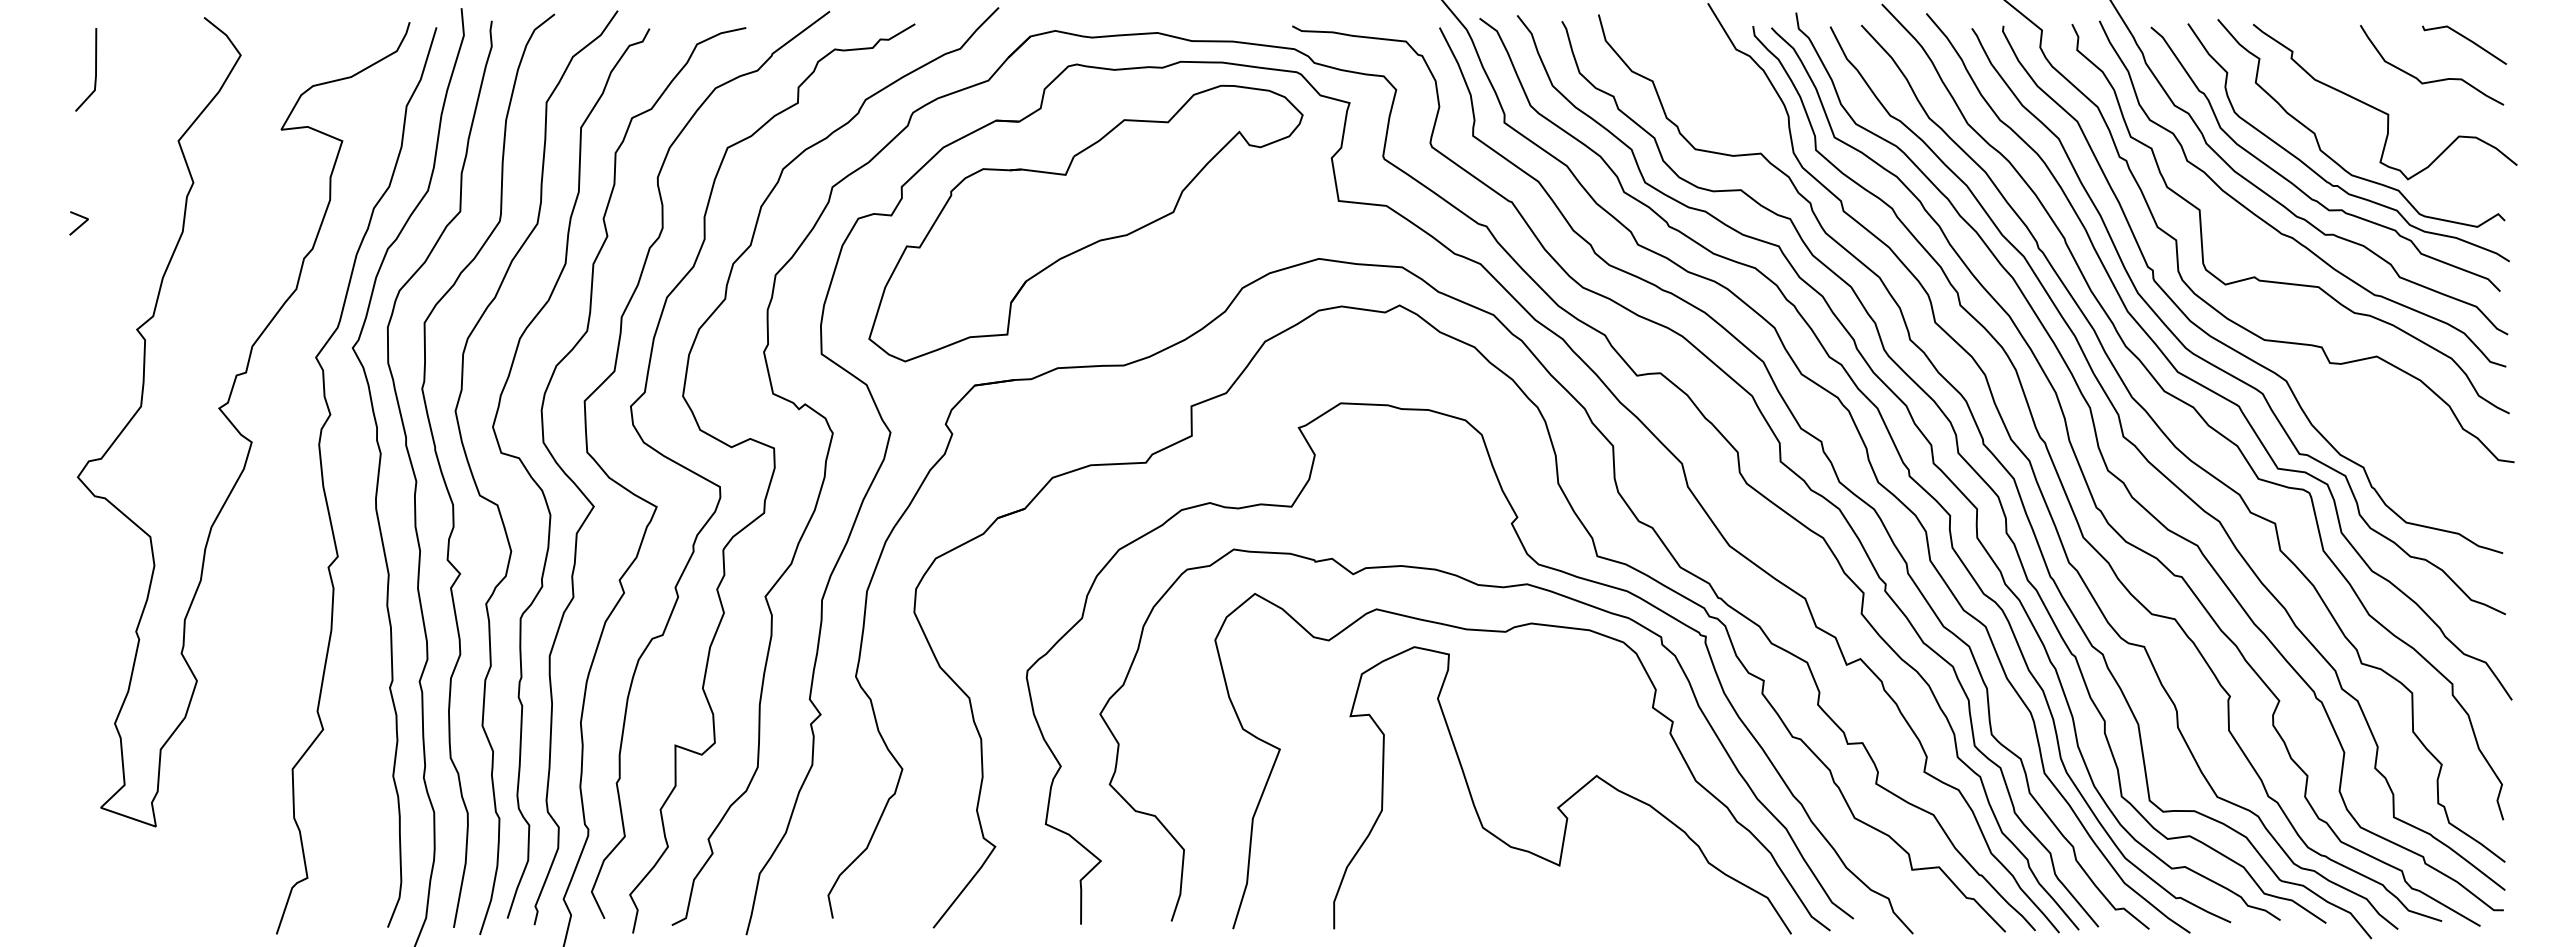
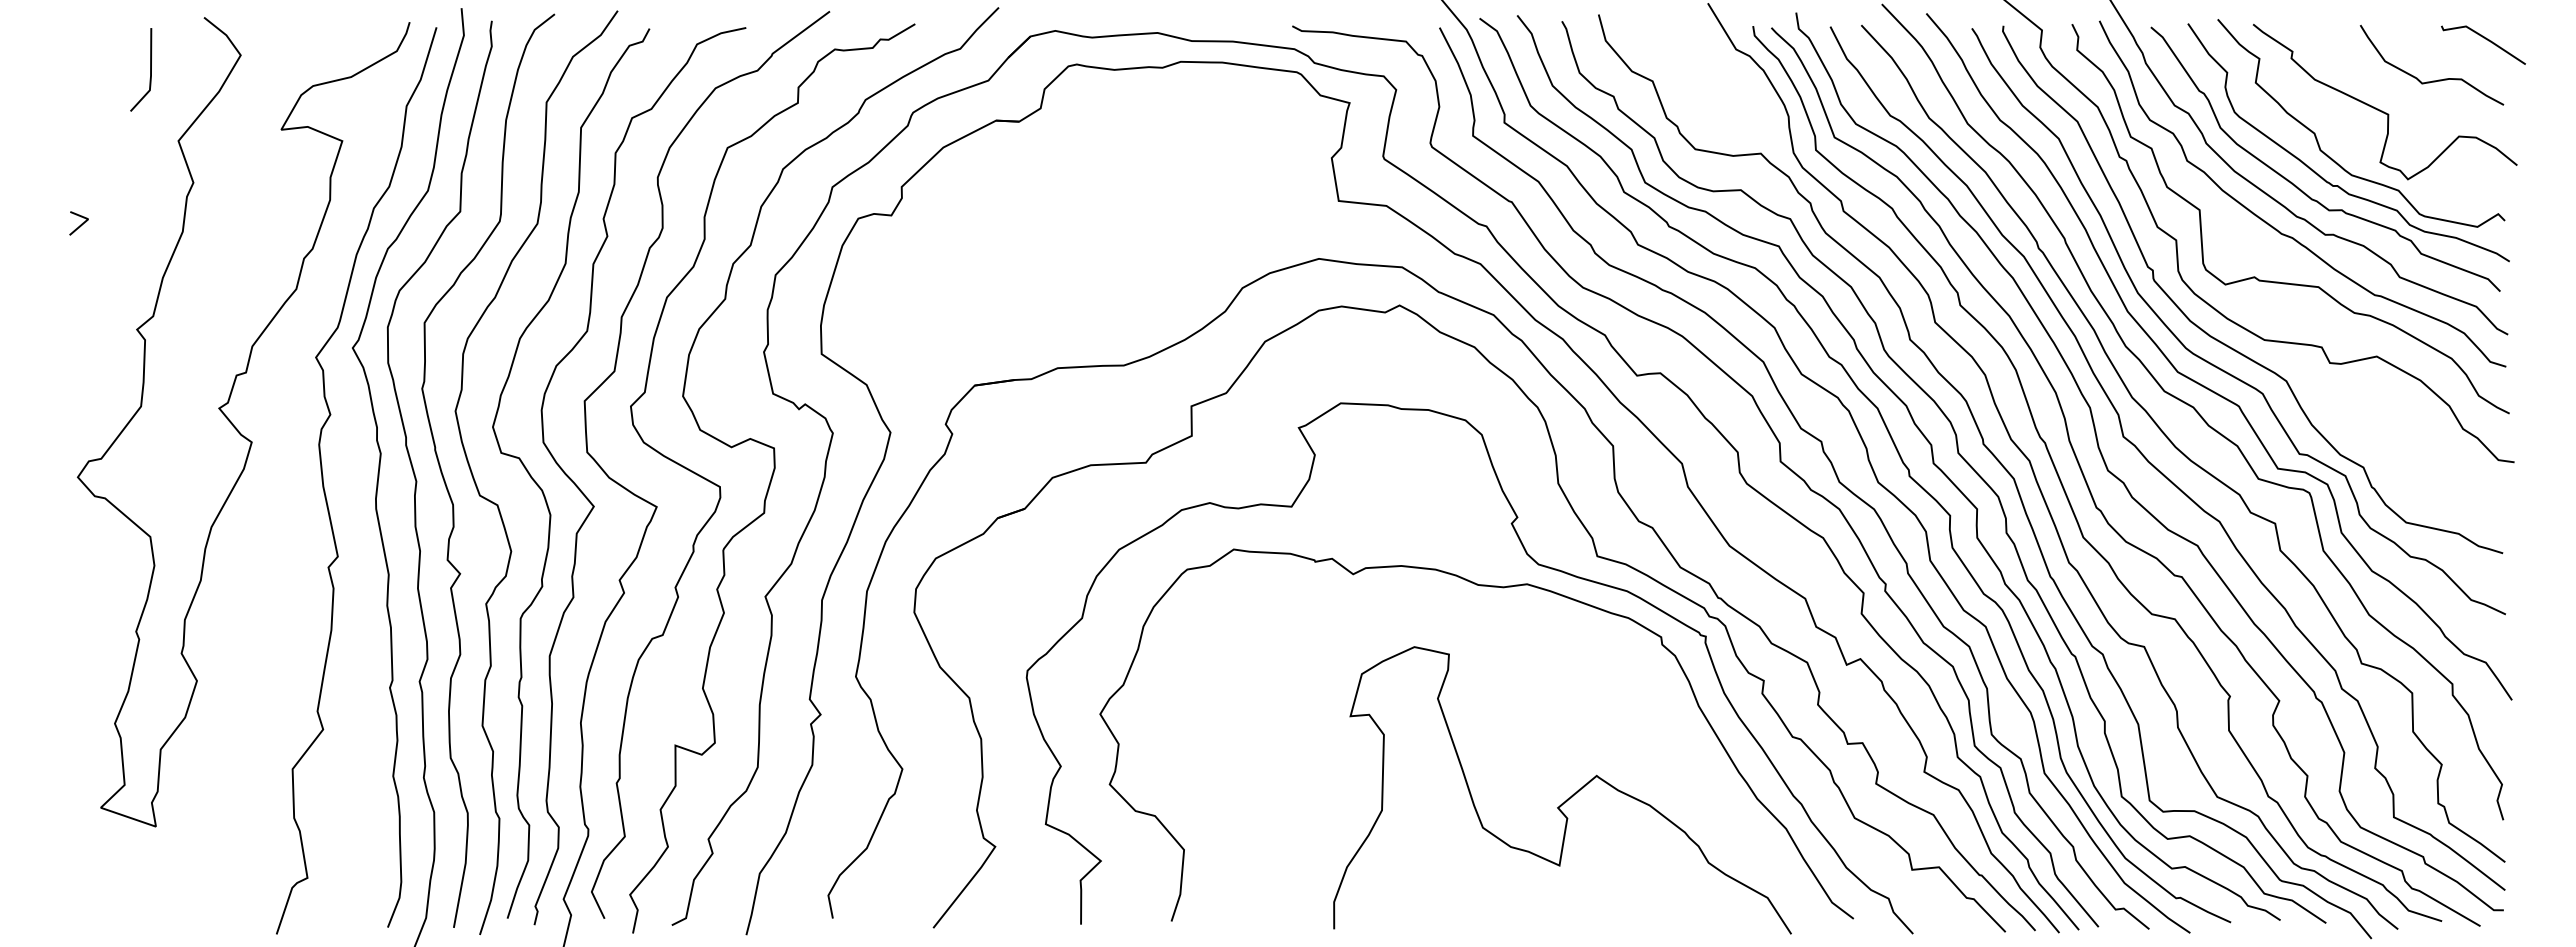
line position: (2466, 39) -> (2485, 39) (2485, 39)
line position: (95, 69) -> (150, 69) (150, 69)
part: present -> none (1085, 223)
curve: present -> none (1506, 632)
